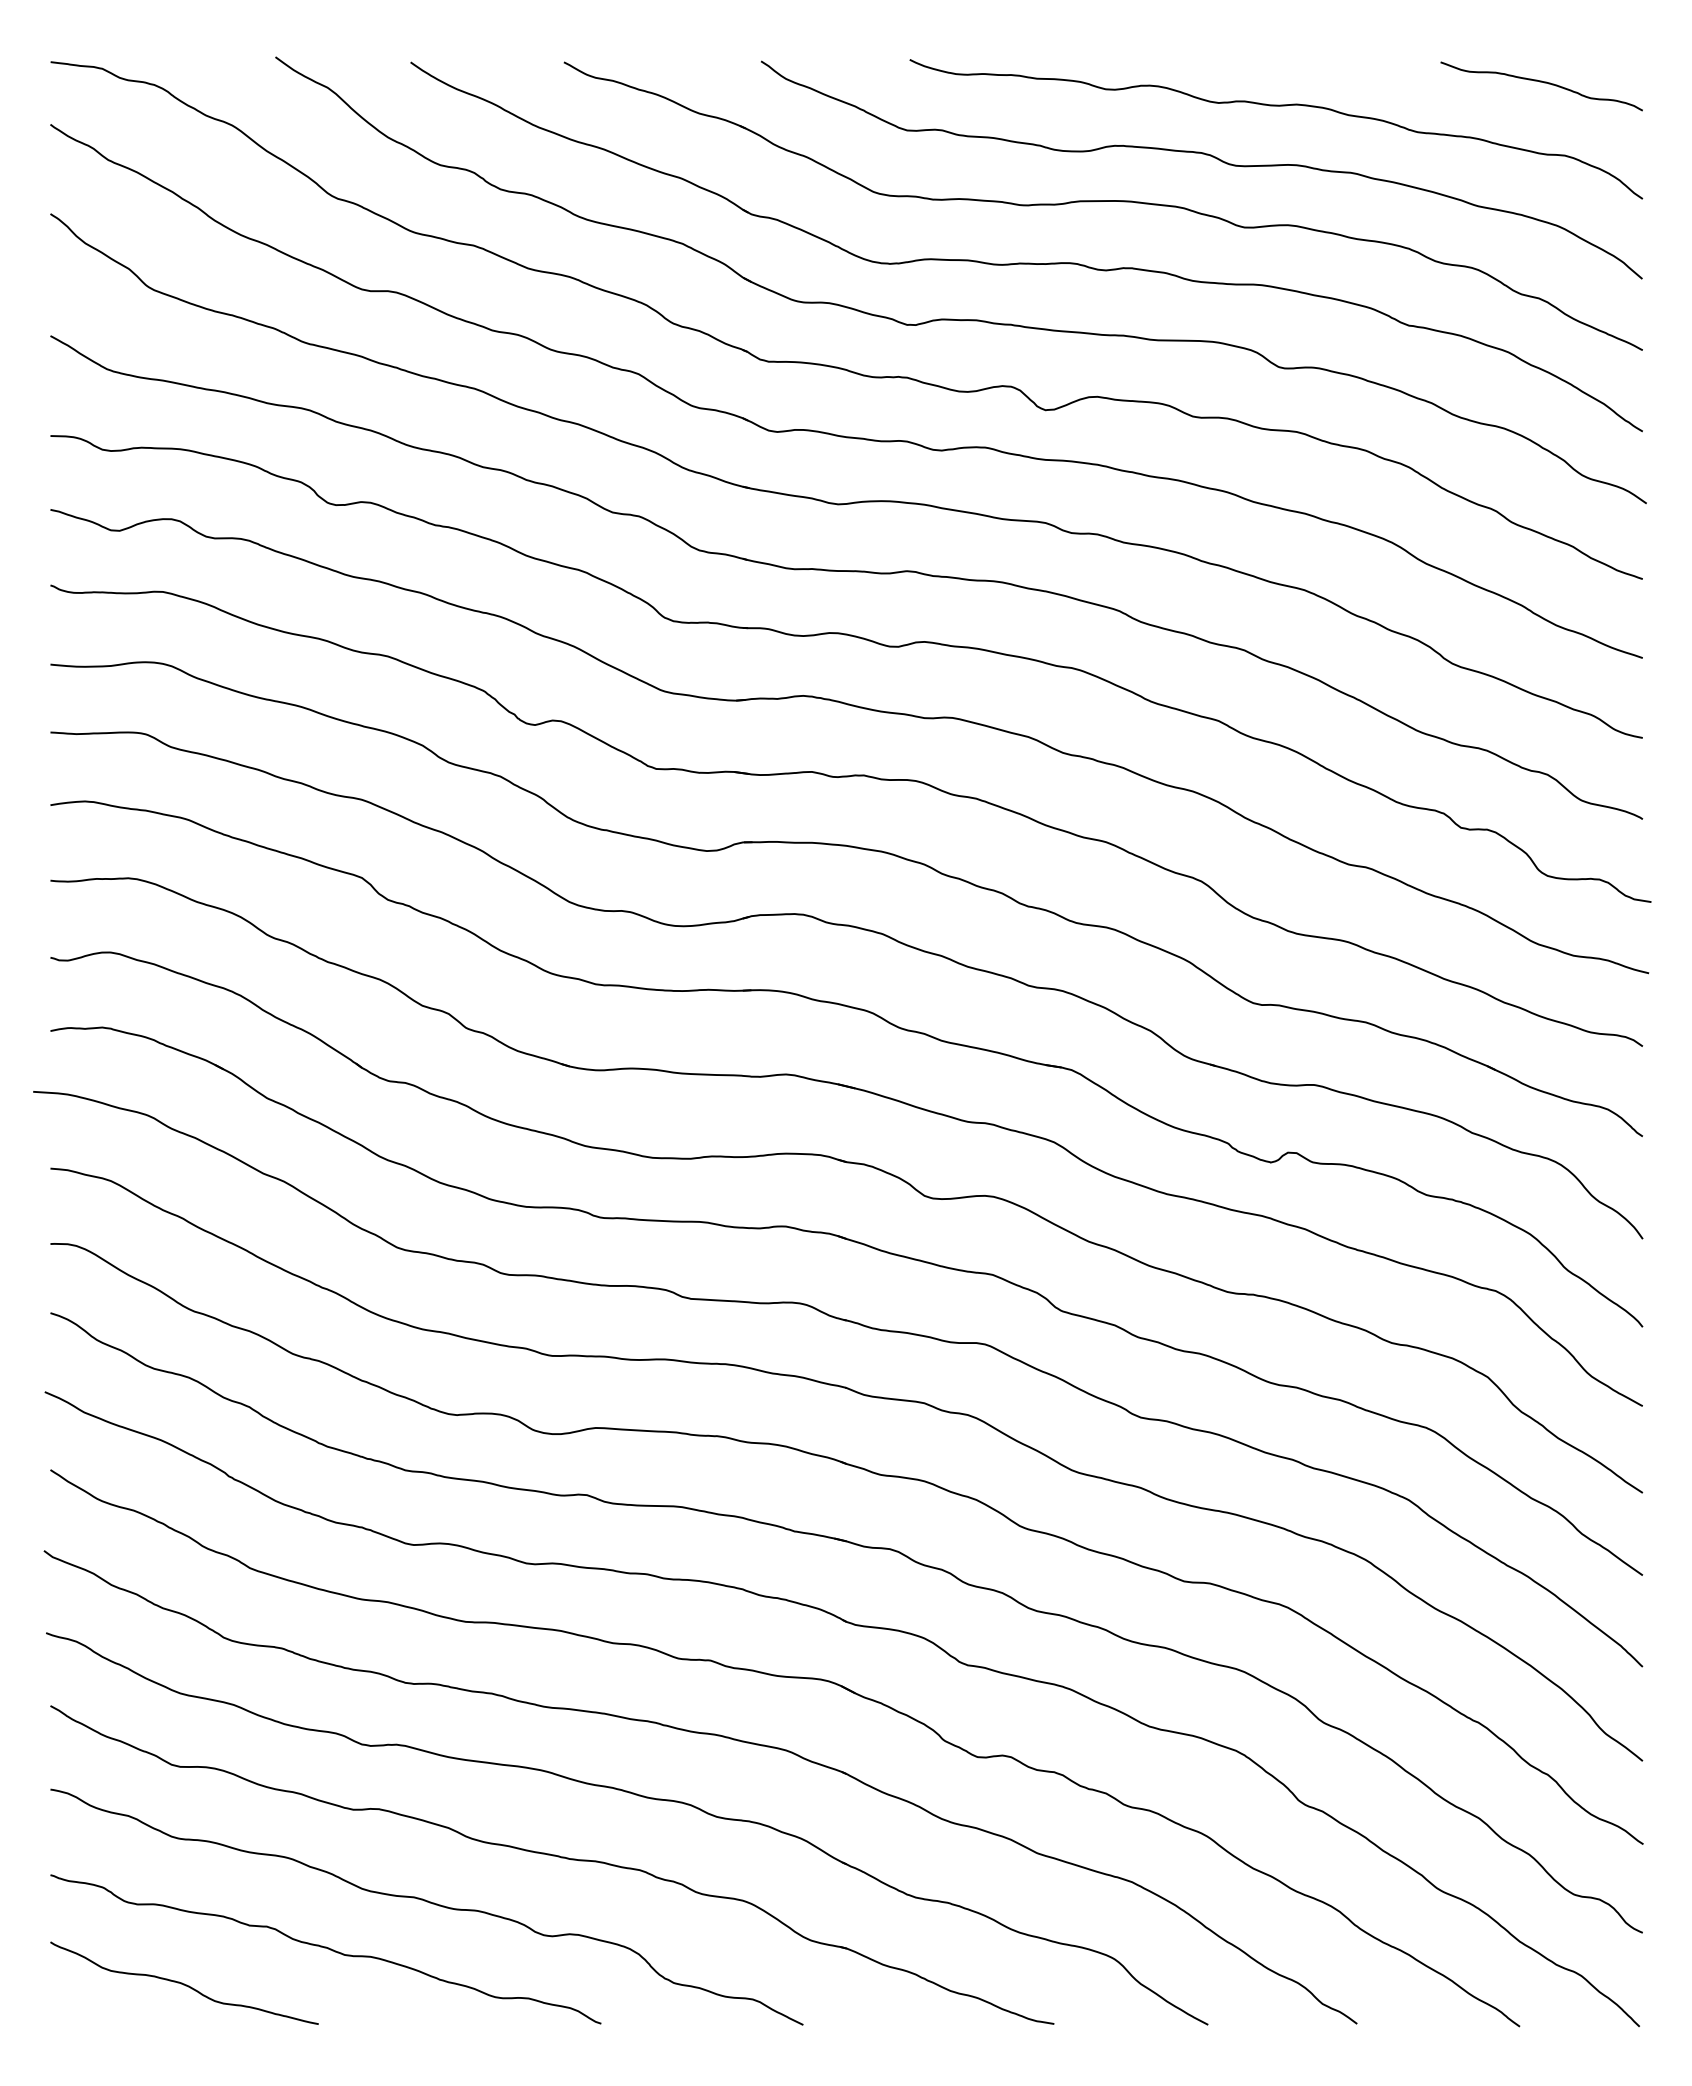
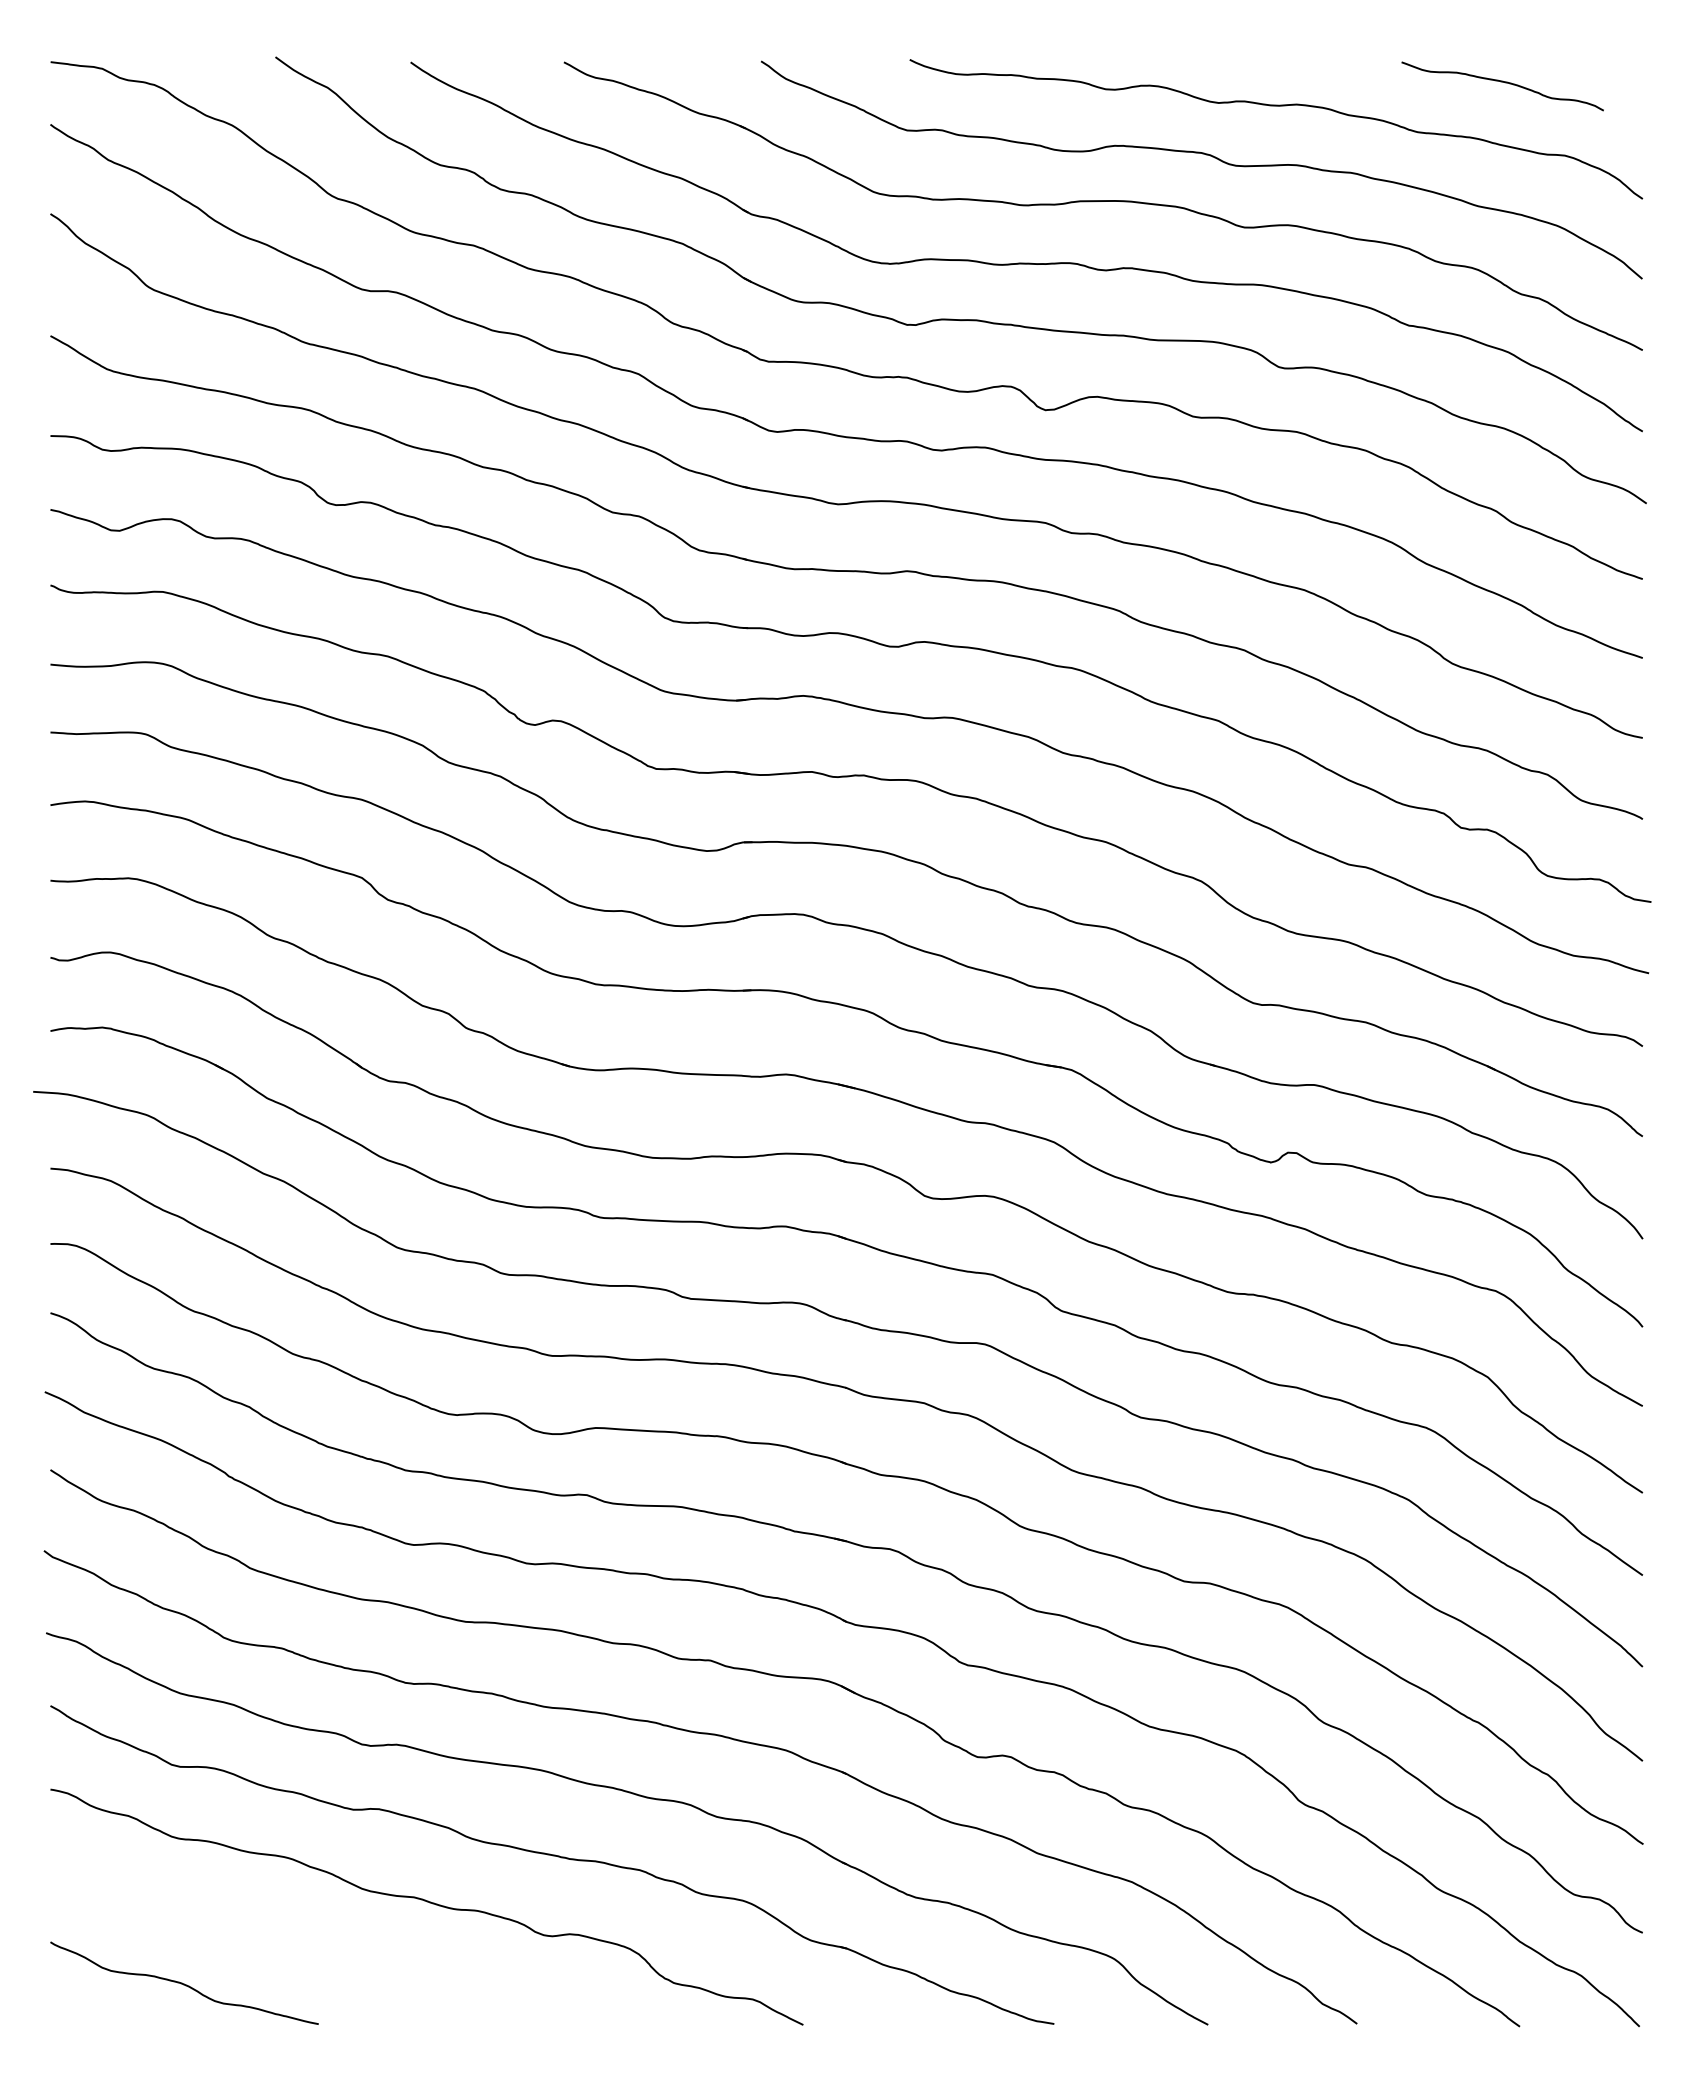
curve position: (1541, 82) -> (1502, 82) (1502, 82)
curve: present -> none (325, 1948)
